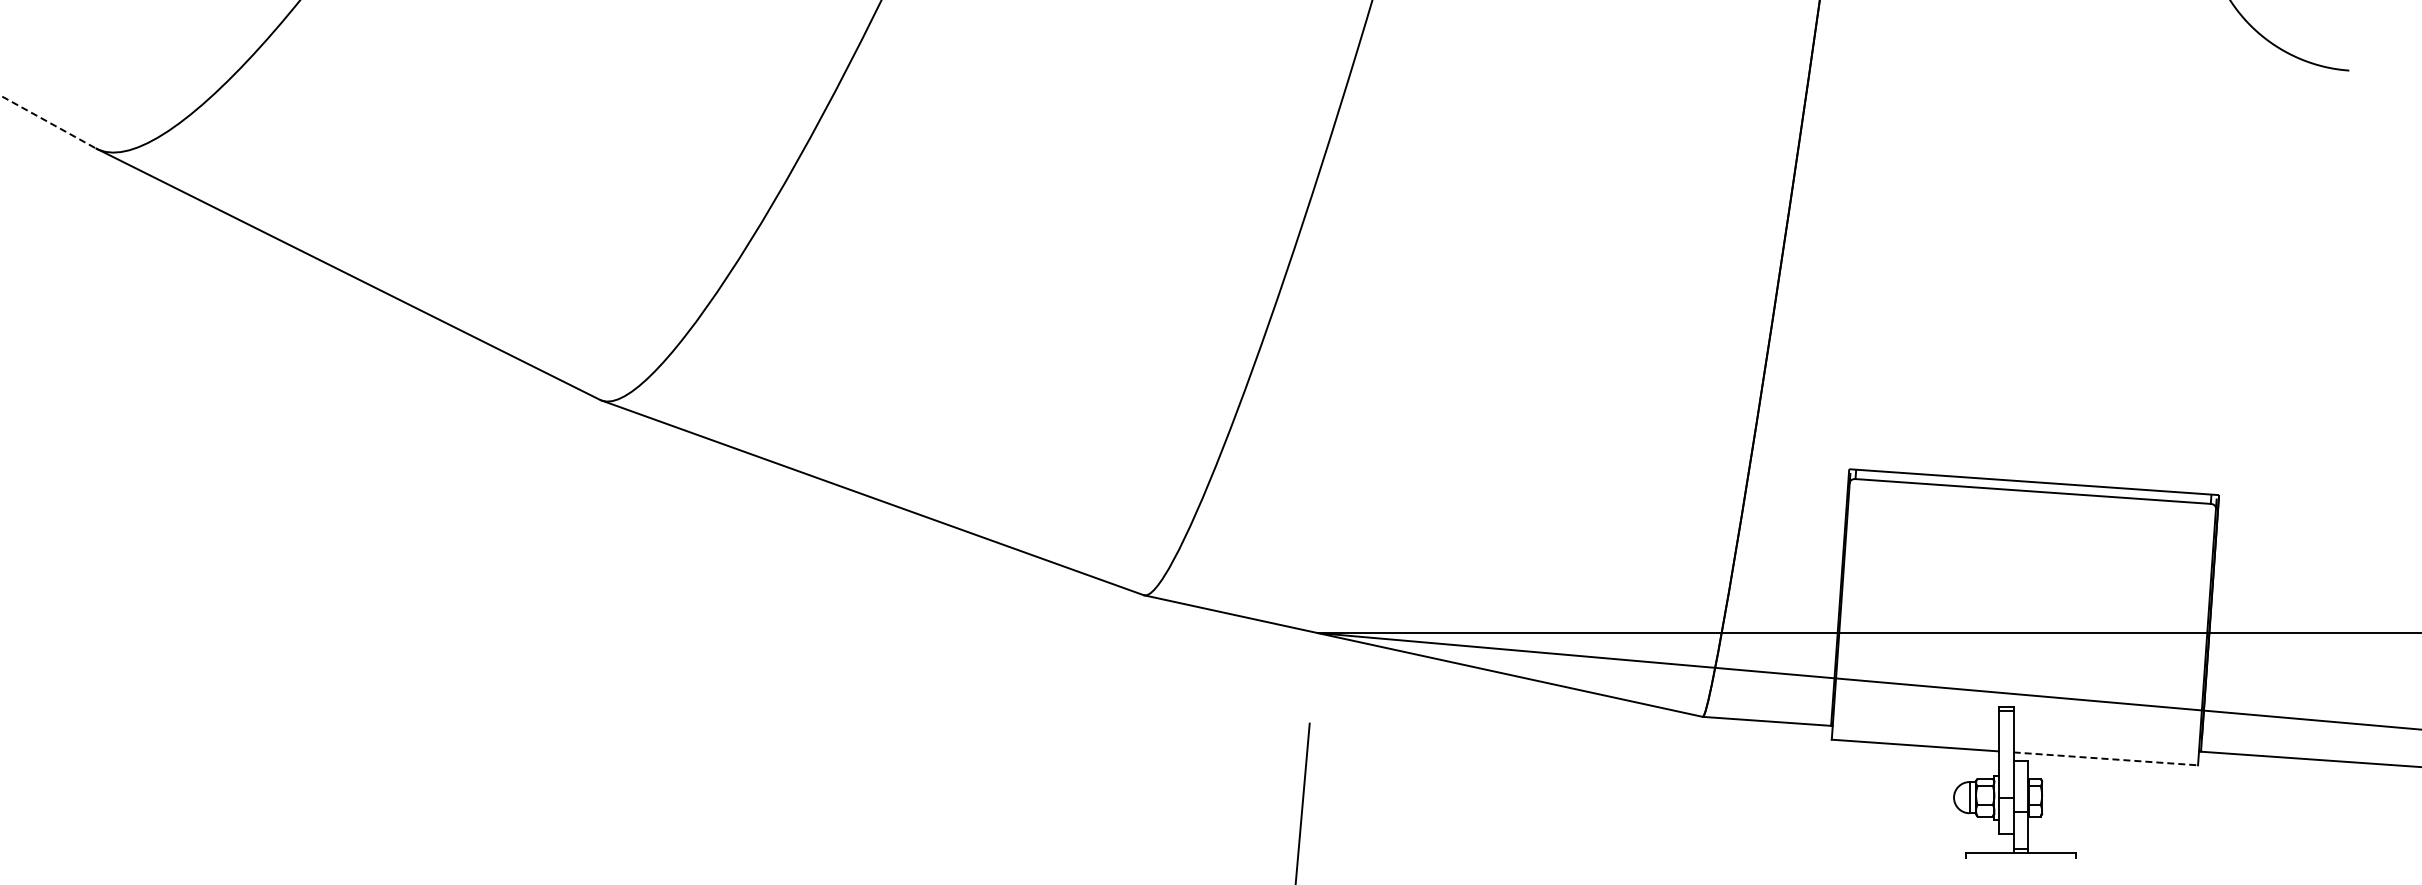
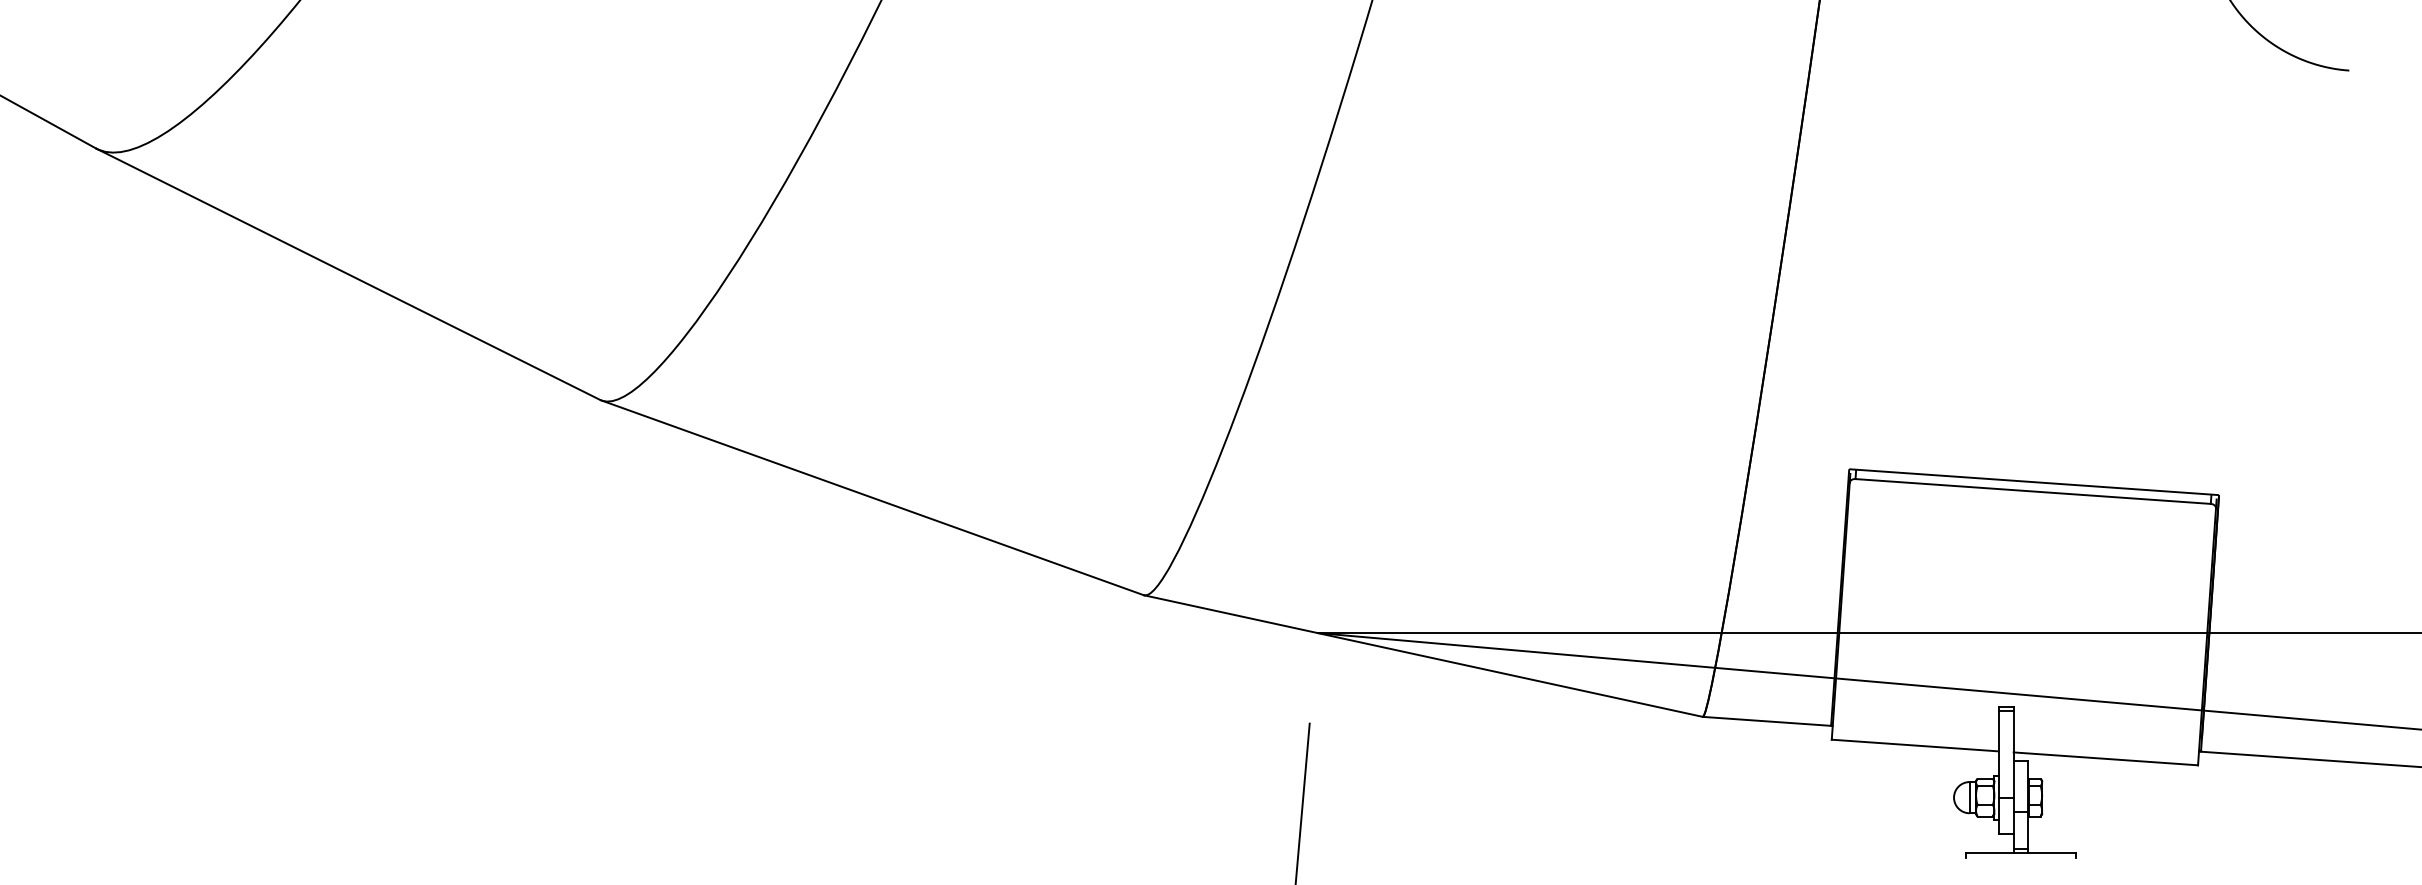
line: dashed -> solid (48, 122)
line: dashed -> solid (2106, 758)
